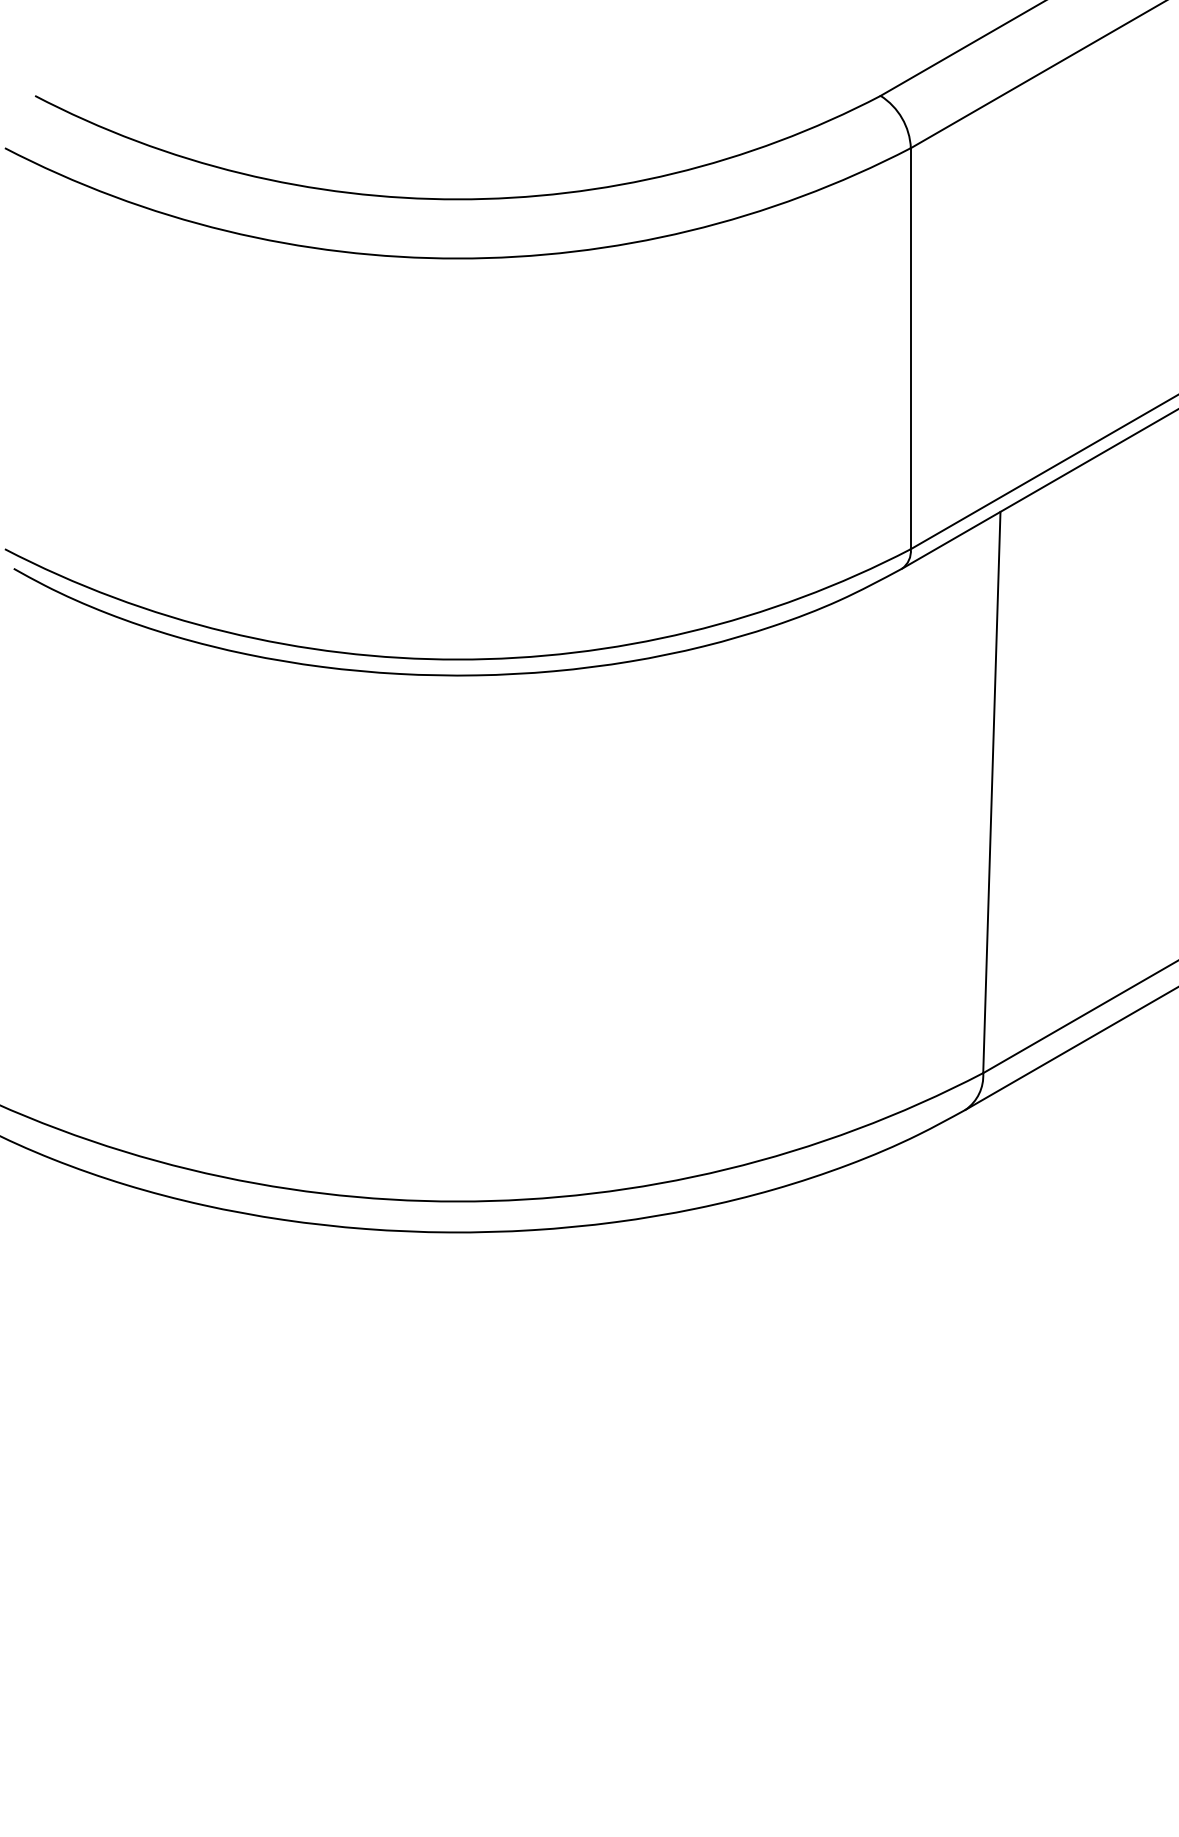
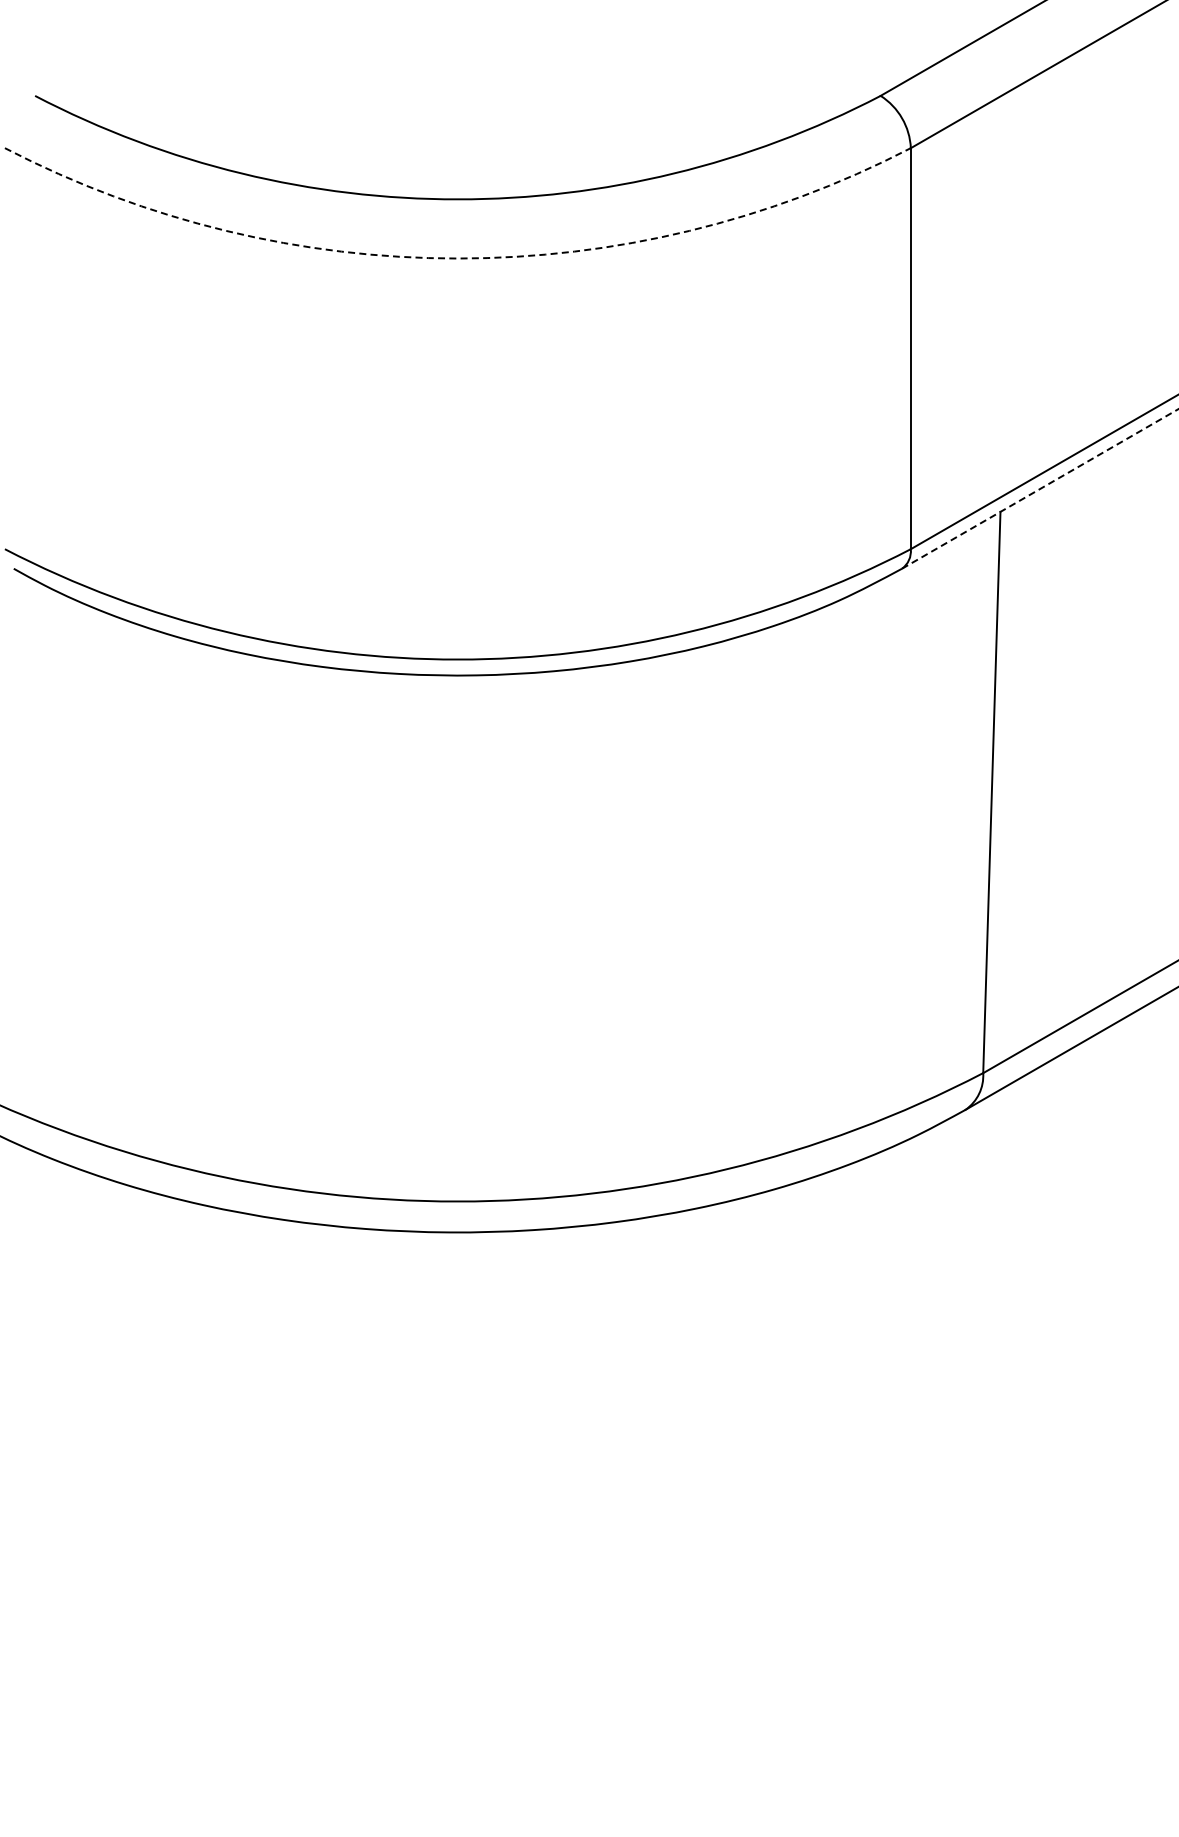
arc: solid -> dashed (457, 258)
line: solid -> dashed (1040, 488)
